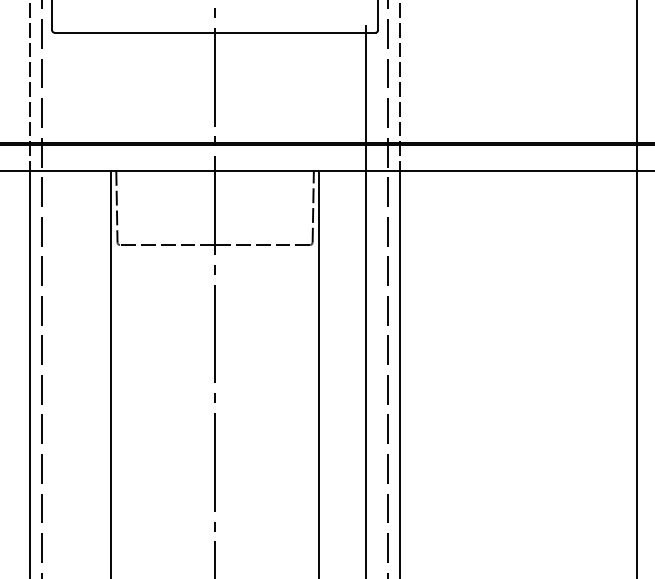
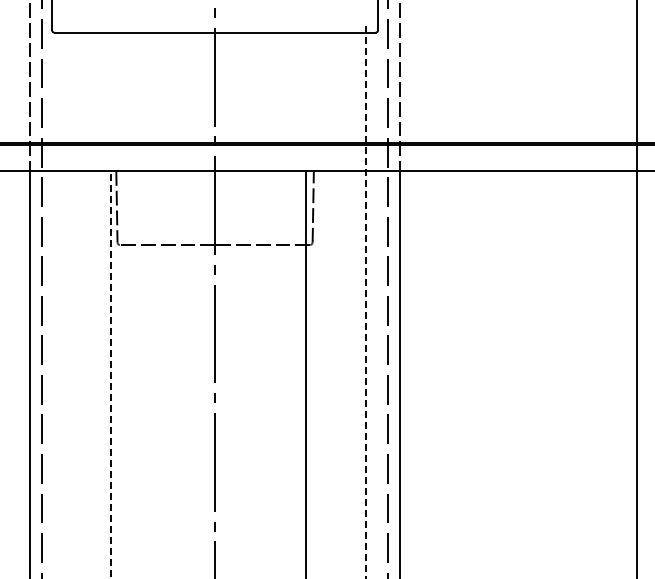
line: solid -> dashed (365, 302)
line position: (318, 372) -> (305, 372) (305, 372)
line: solid -> dashed (111, 374)
